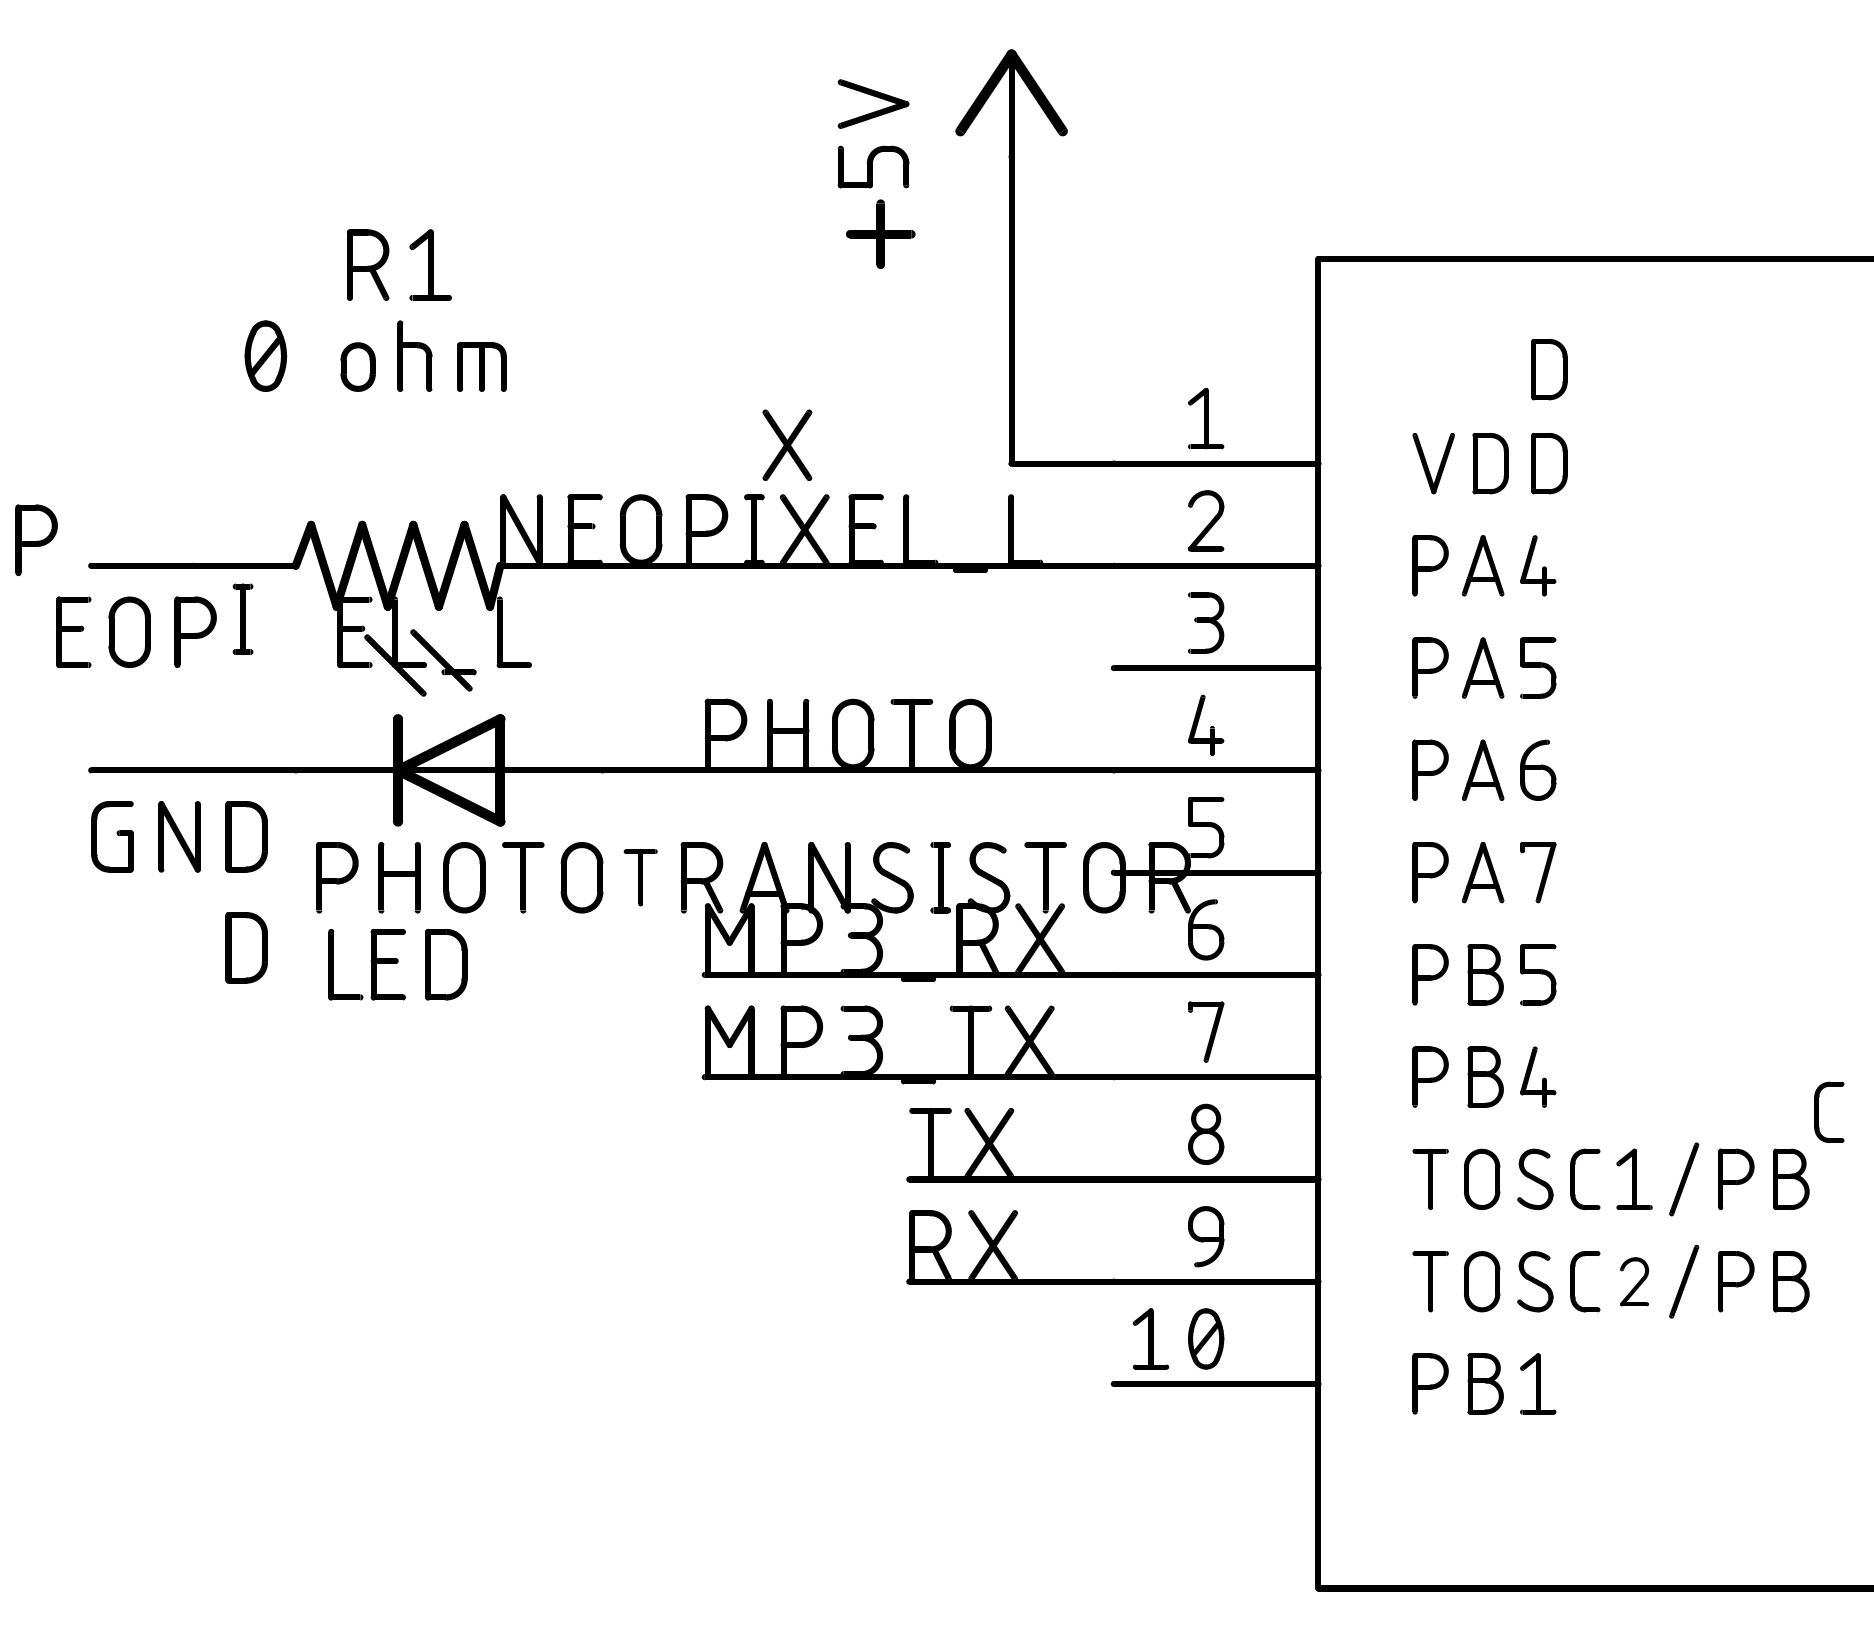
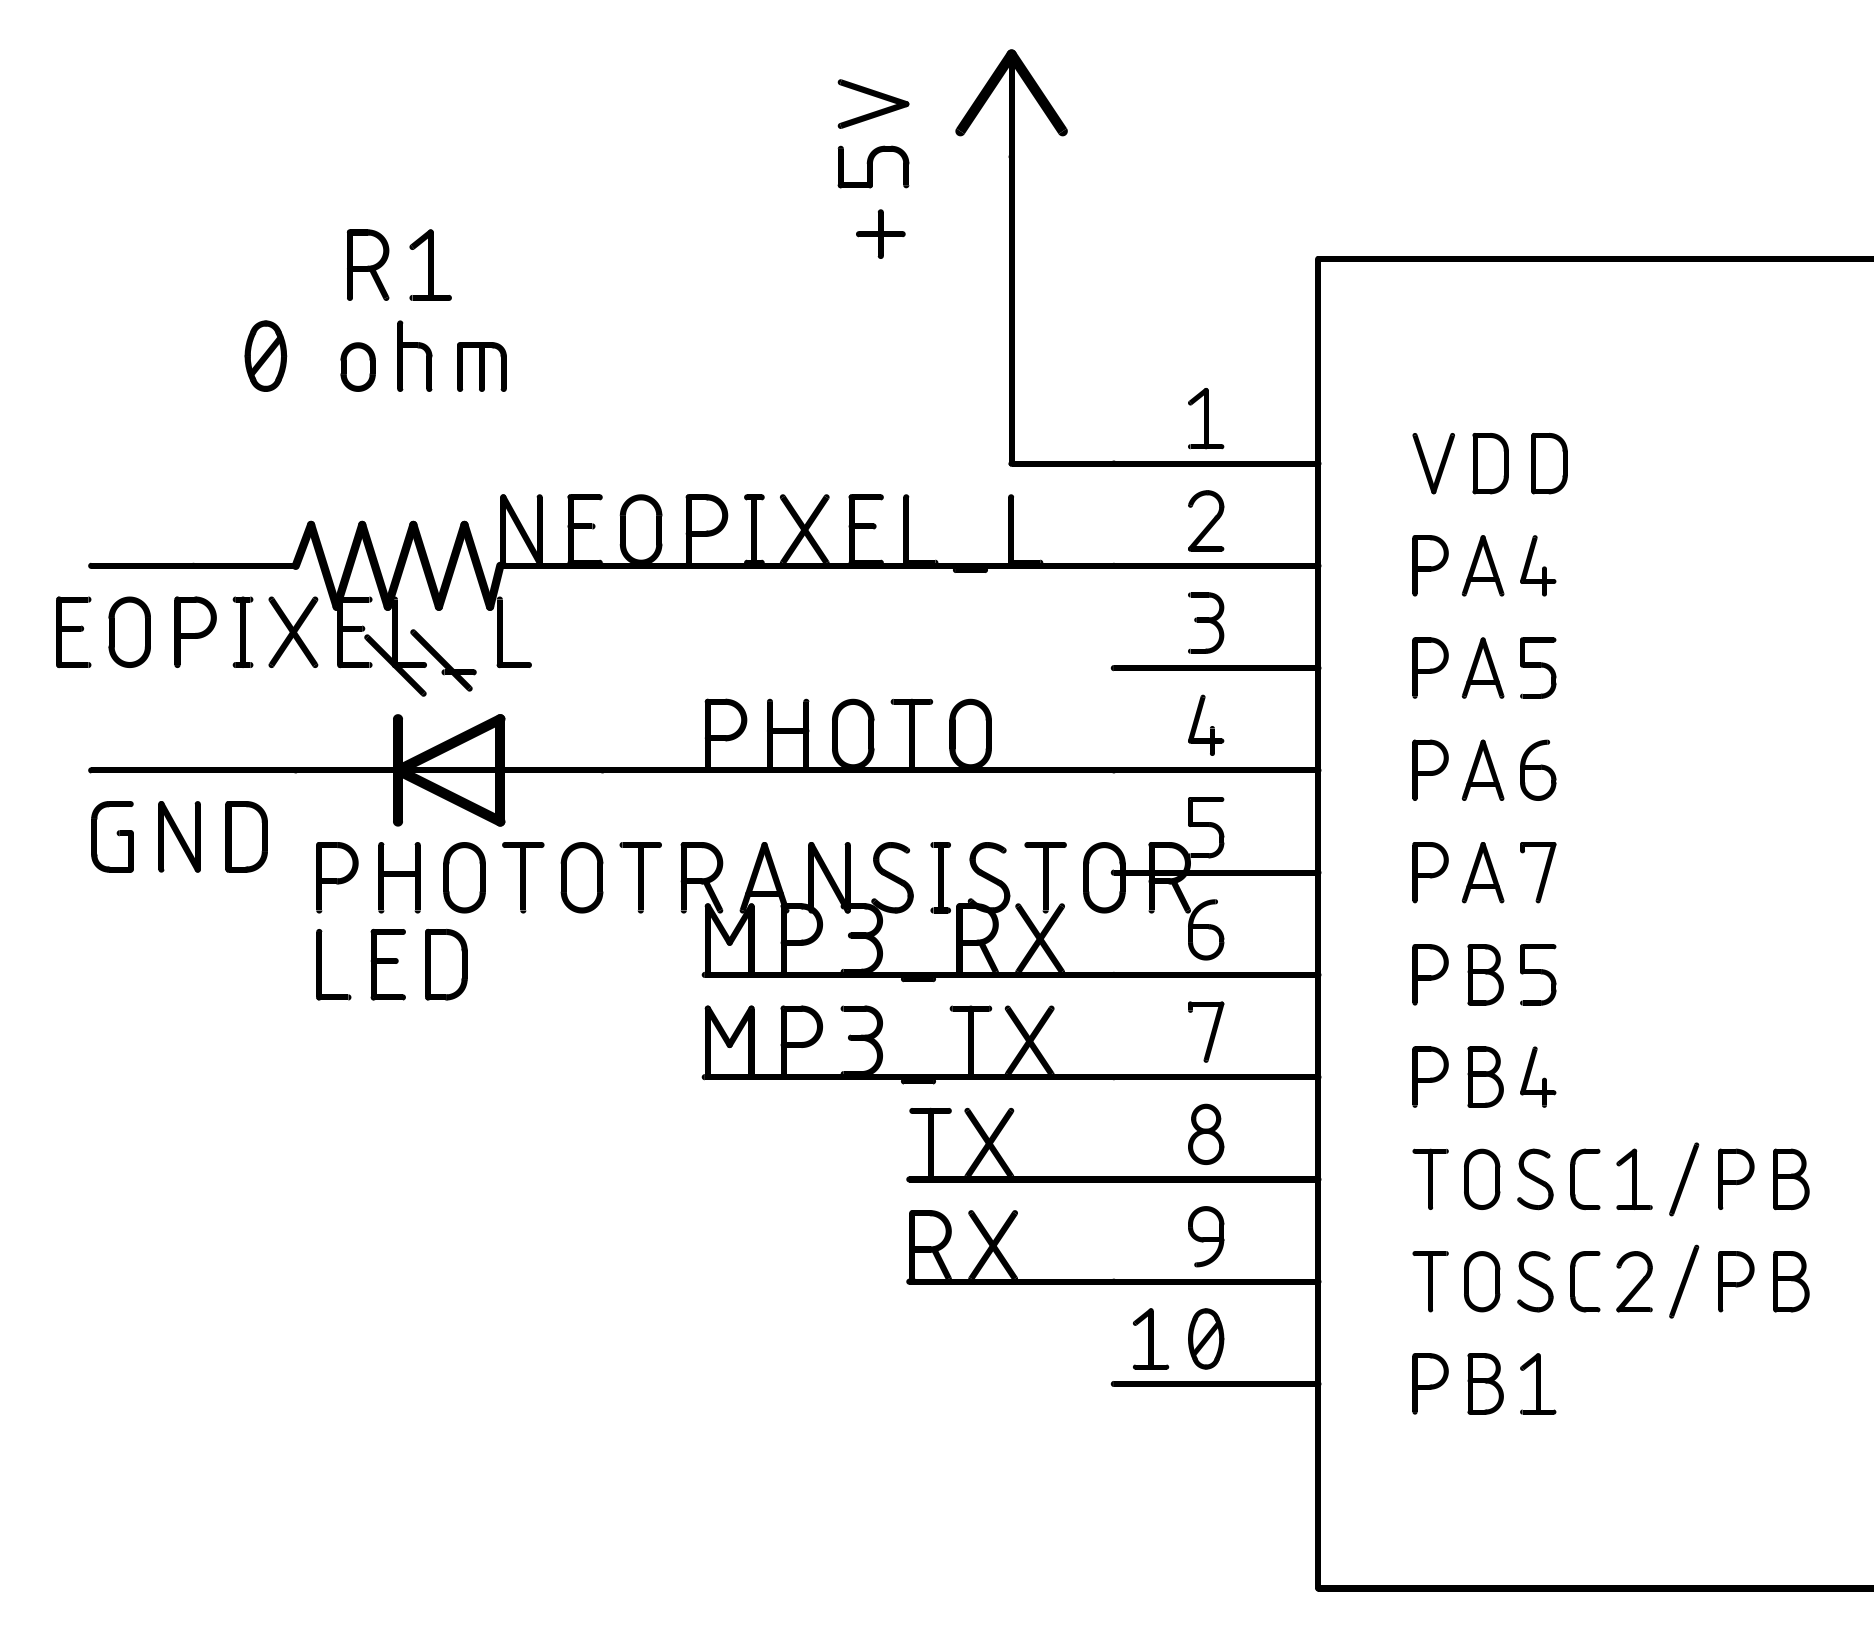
part size: 70x70 px -> 50x50 px (880, 233)
part: present -> none (1549, 369)
part position: (787, 444) -> (293, 631) (293, 631)
part: present -> none (36, 539)
part position: (242, 618) -> (242, 631) (242, 631)
part size: 35x58 px -> 43x72 px (640, 877)
part: present -> none (246, 947)
part position: (333, 964) -> (321, 964) (321, 964)
part: present -> none (1818, 1112)
part size: 30x50 px -> 37x62 px (1634, 1281)
